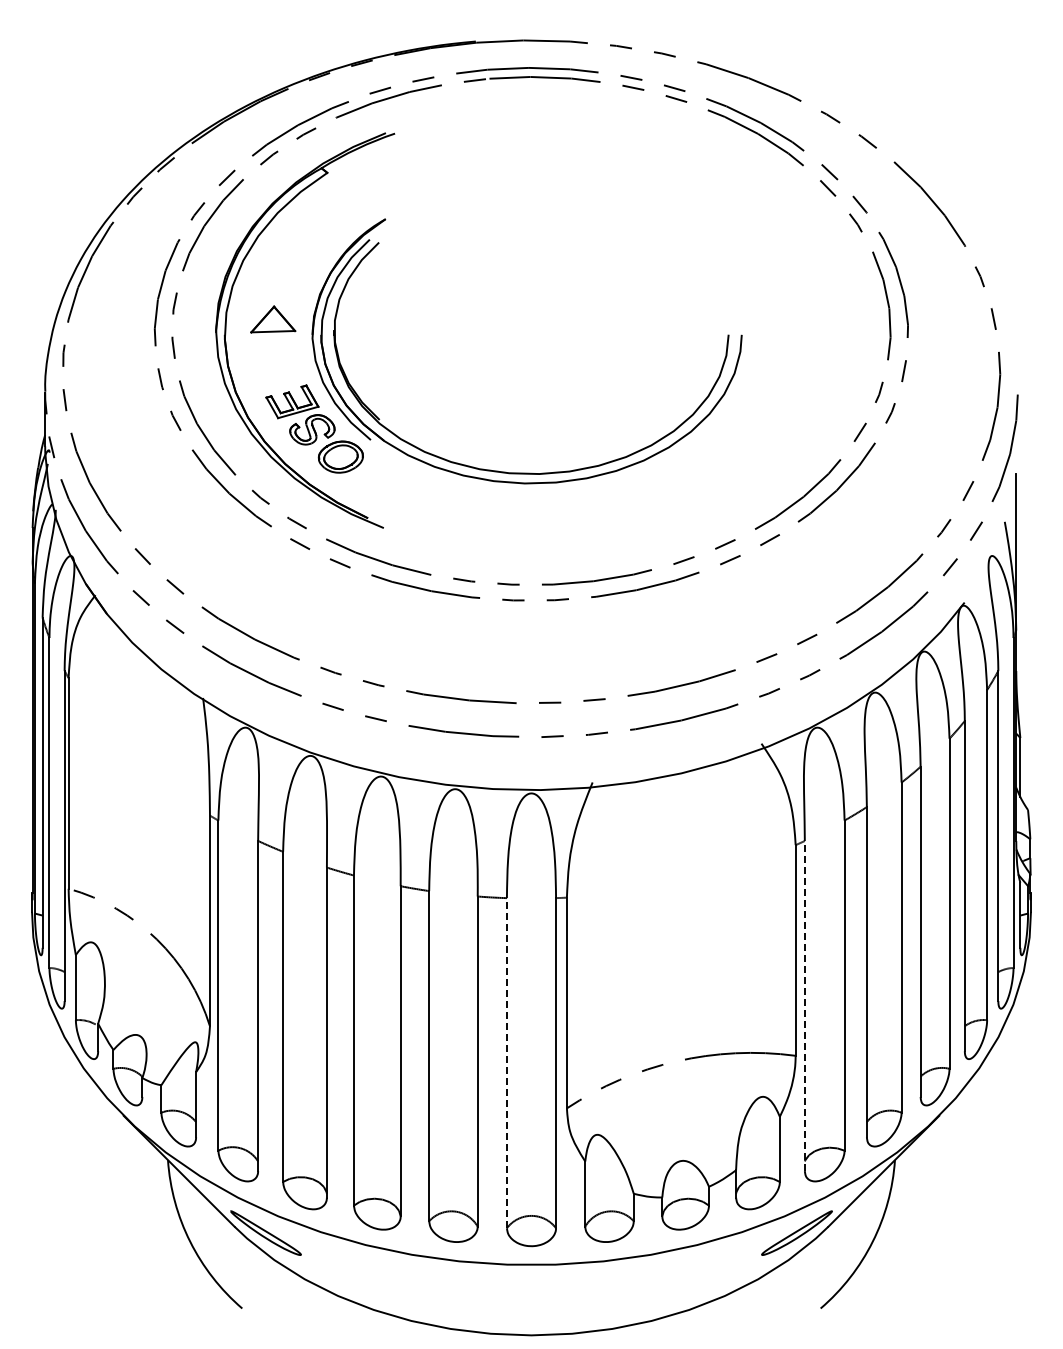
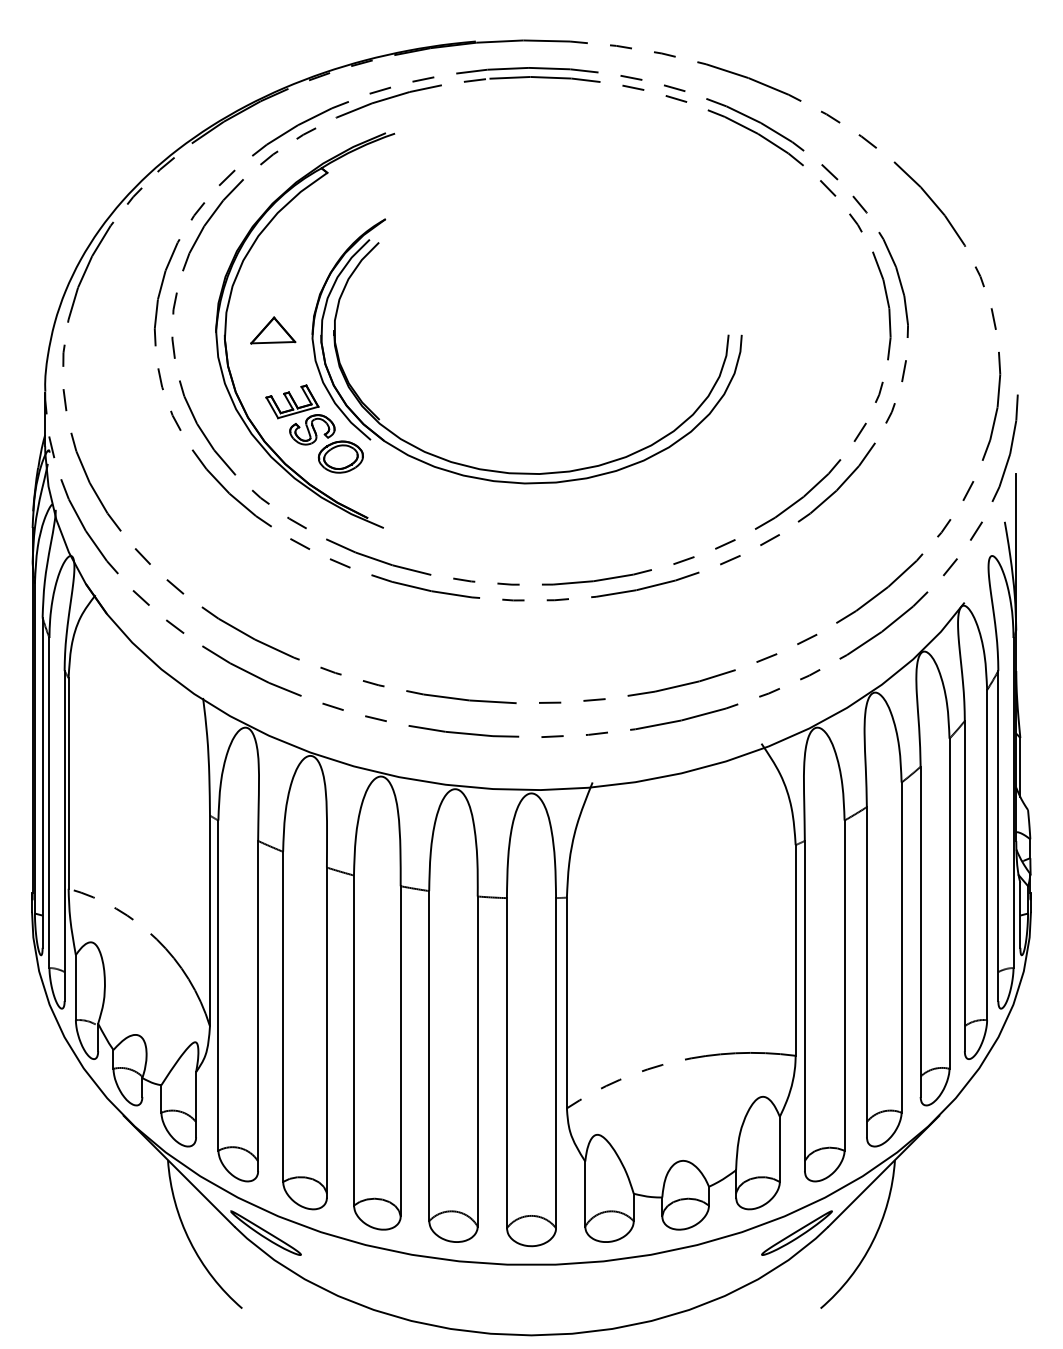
part position: (273, 319) -> (273, 330) (273, 330)
line: dashed -> solid (804, 1005)
line: dashed -> solid (506, 1062)
